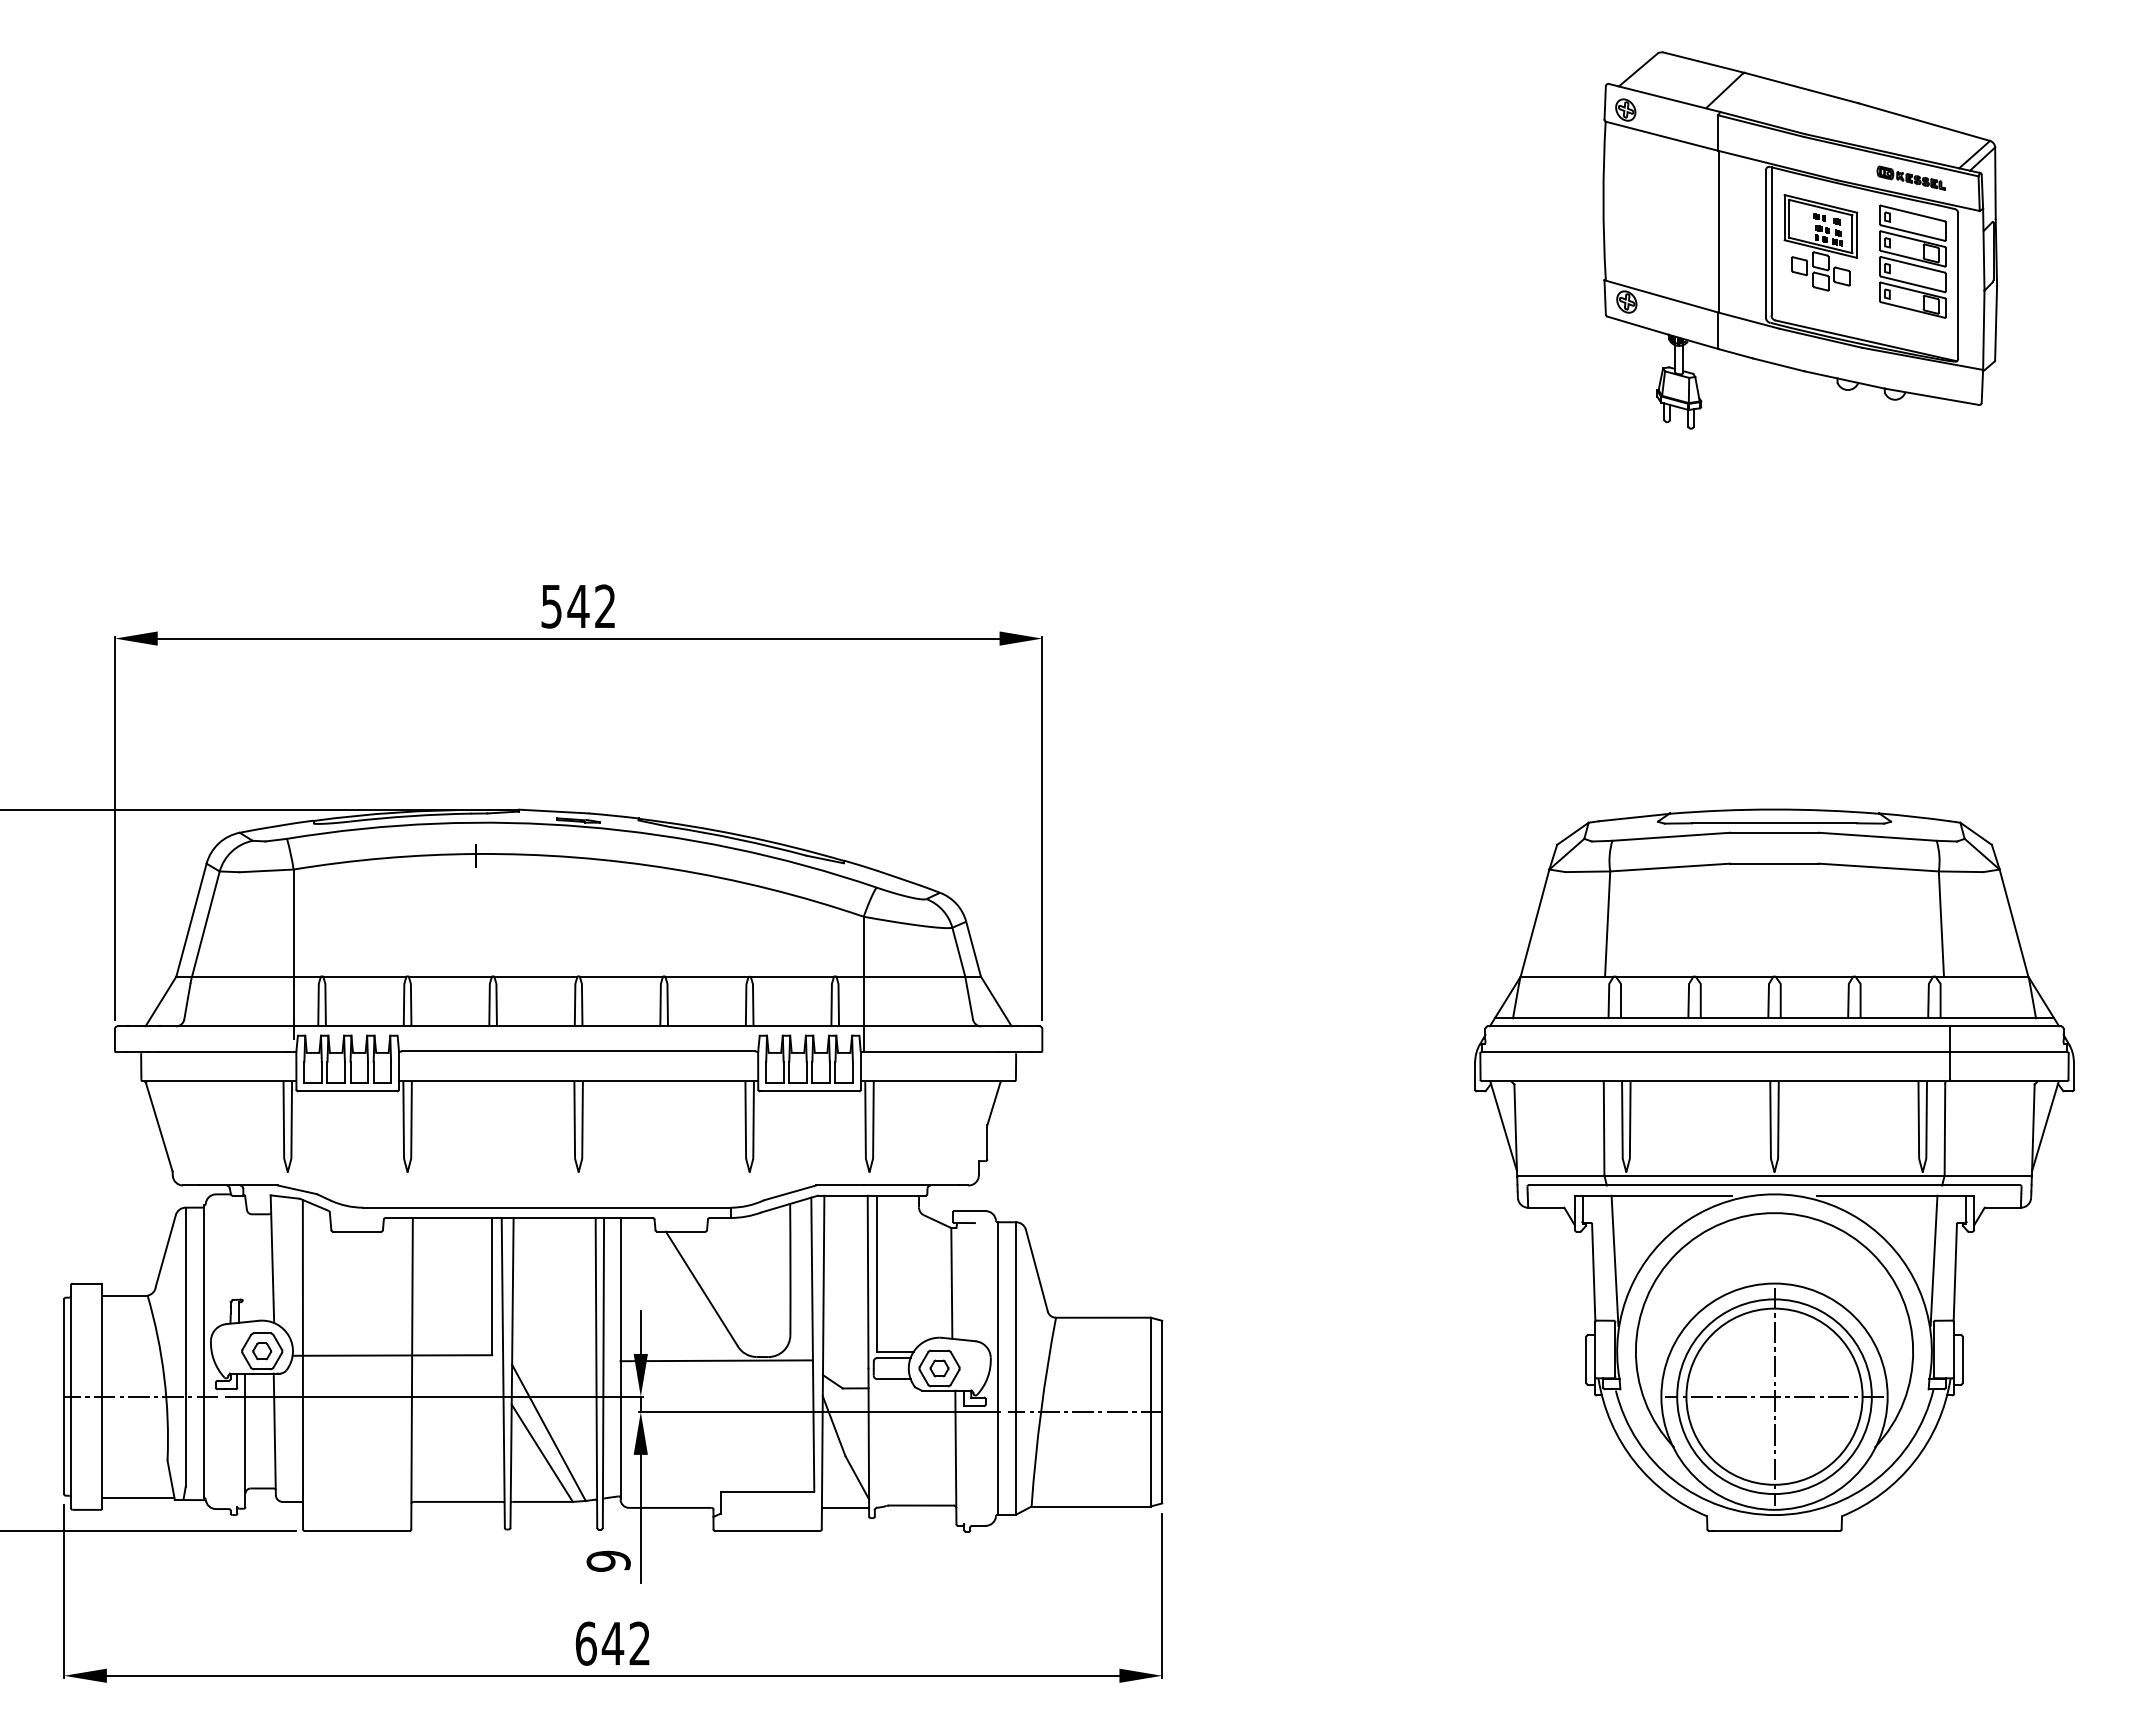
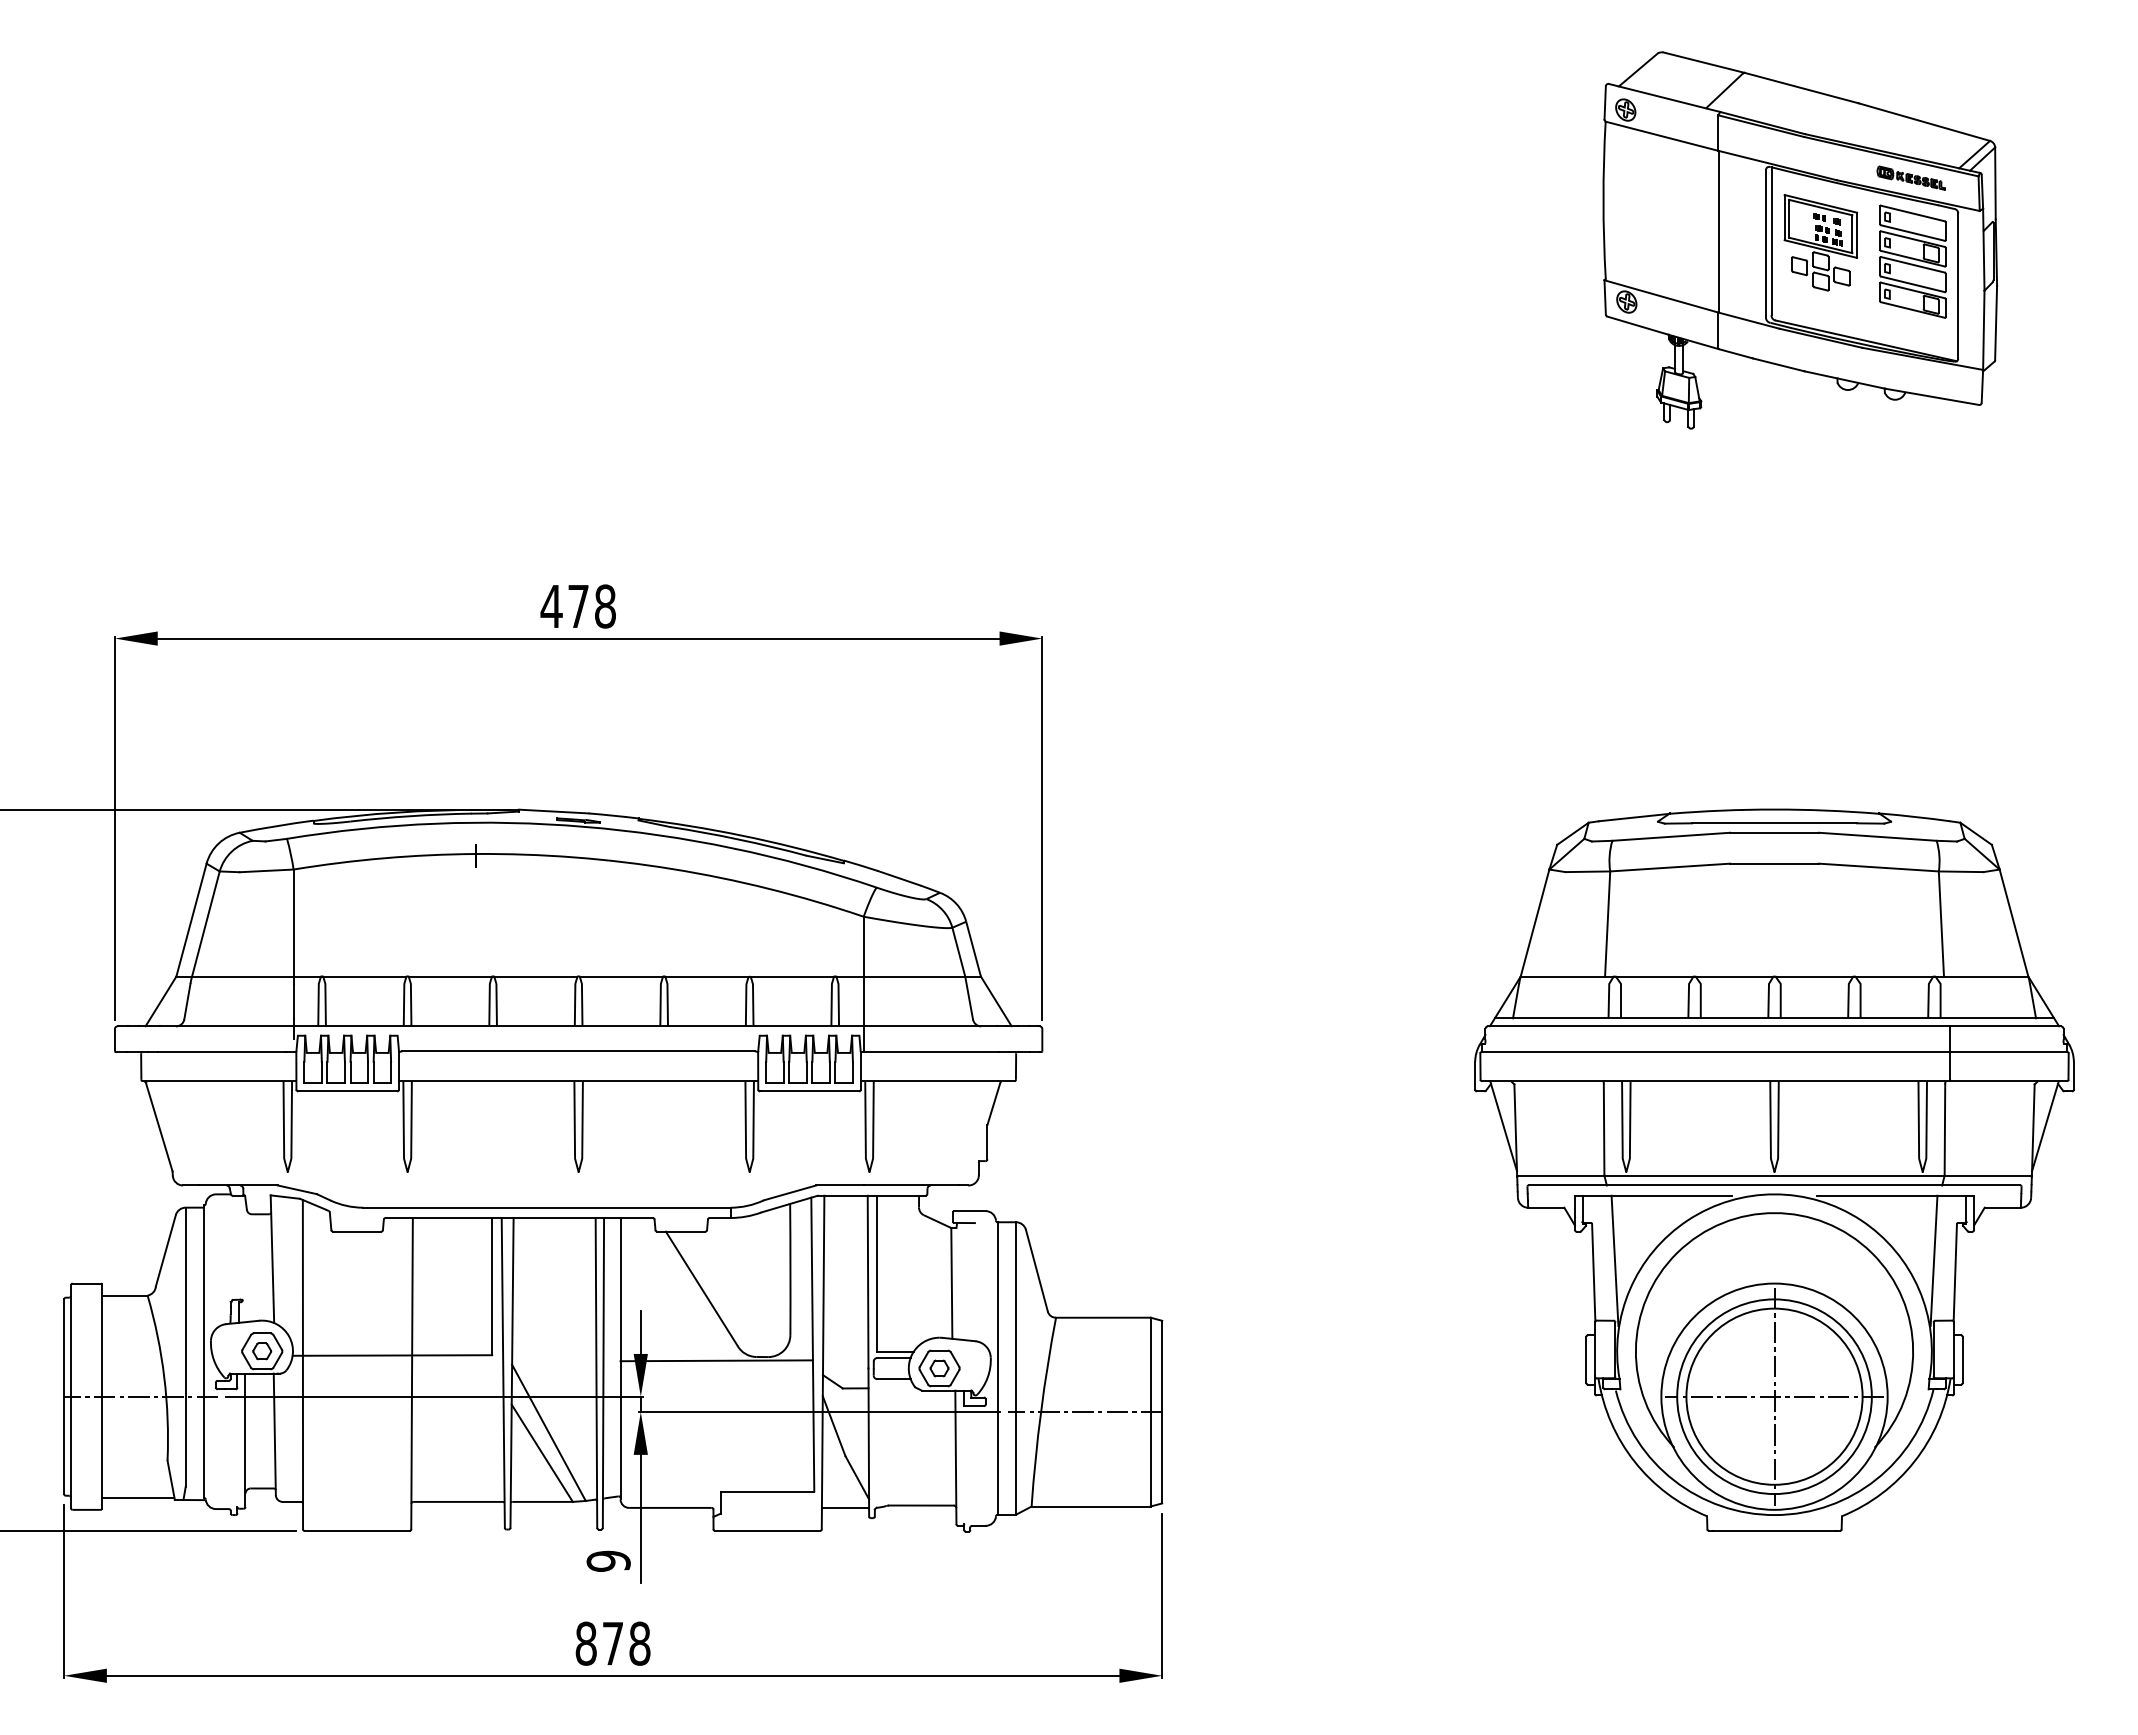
text: 542 -> 478 (577, 606)
text: 642 -> 878 (612, 1643)
